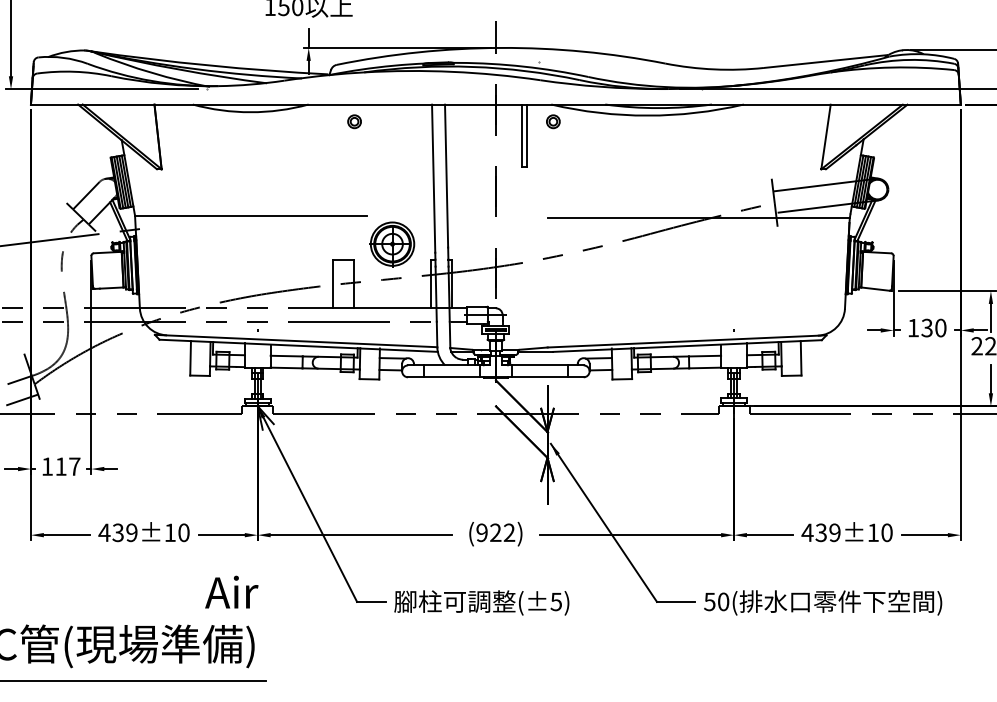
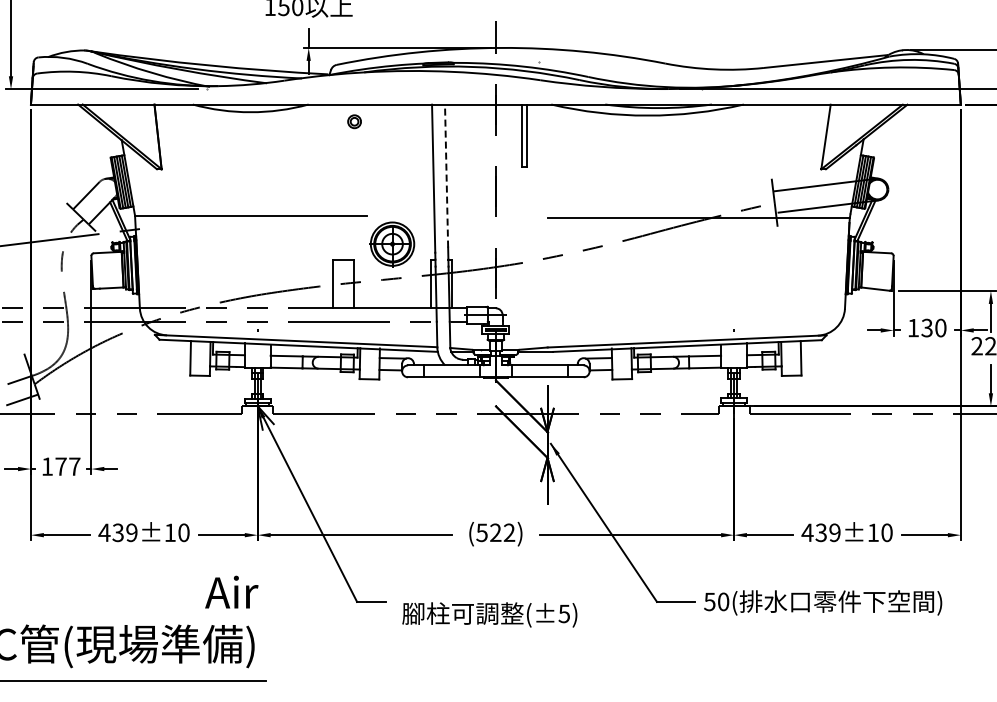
part: present -> none (553, 121)
line: solid -> dashed (446, 175)
text: 117 -> 177 (60, 466)
text: (922) -> (522) (481, 532)
text position: (481, 602) -> (489, 614) (489, 614)
